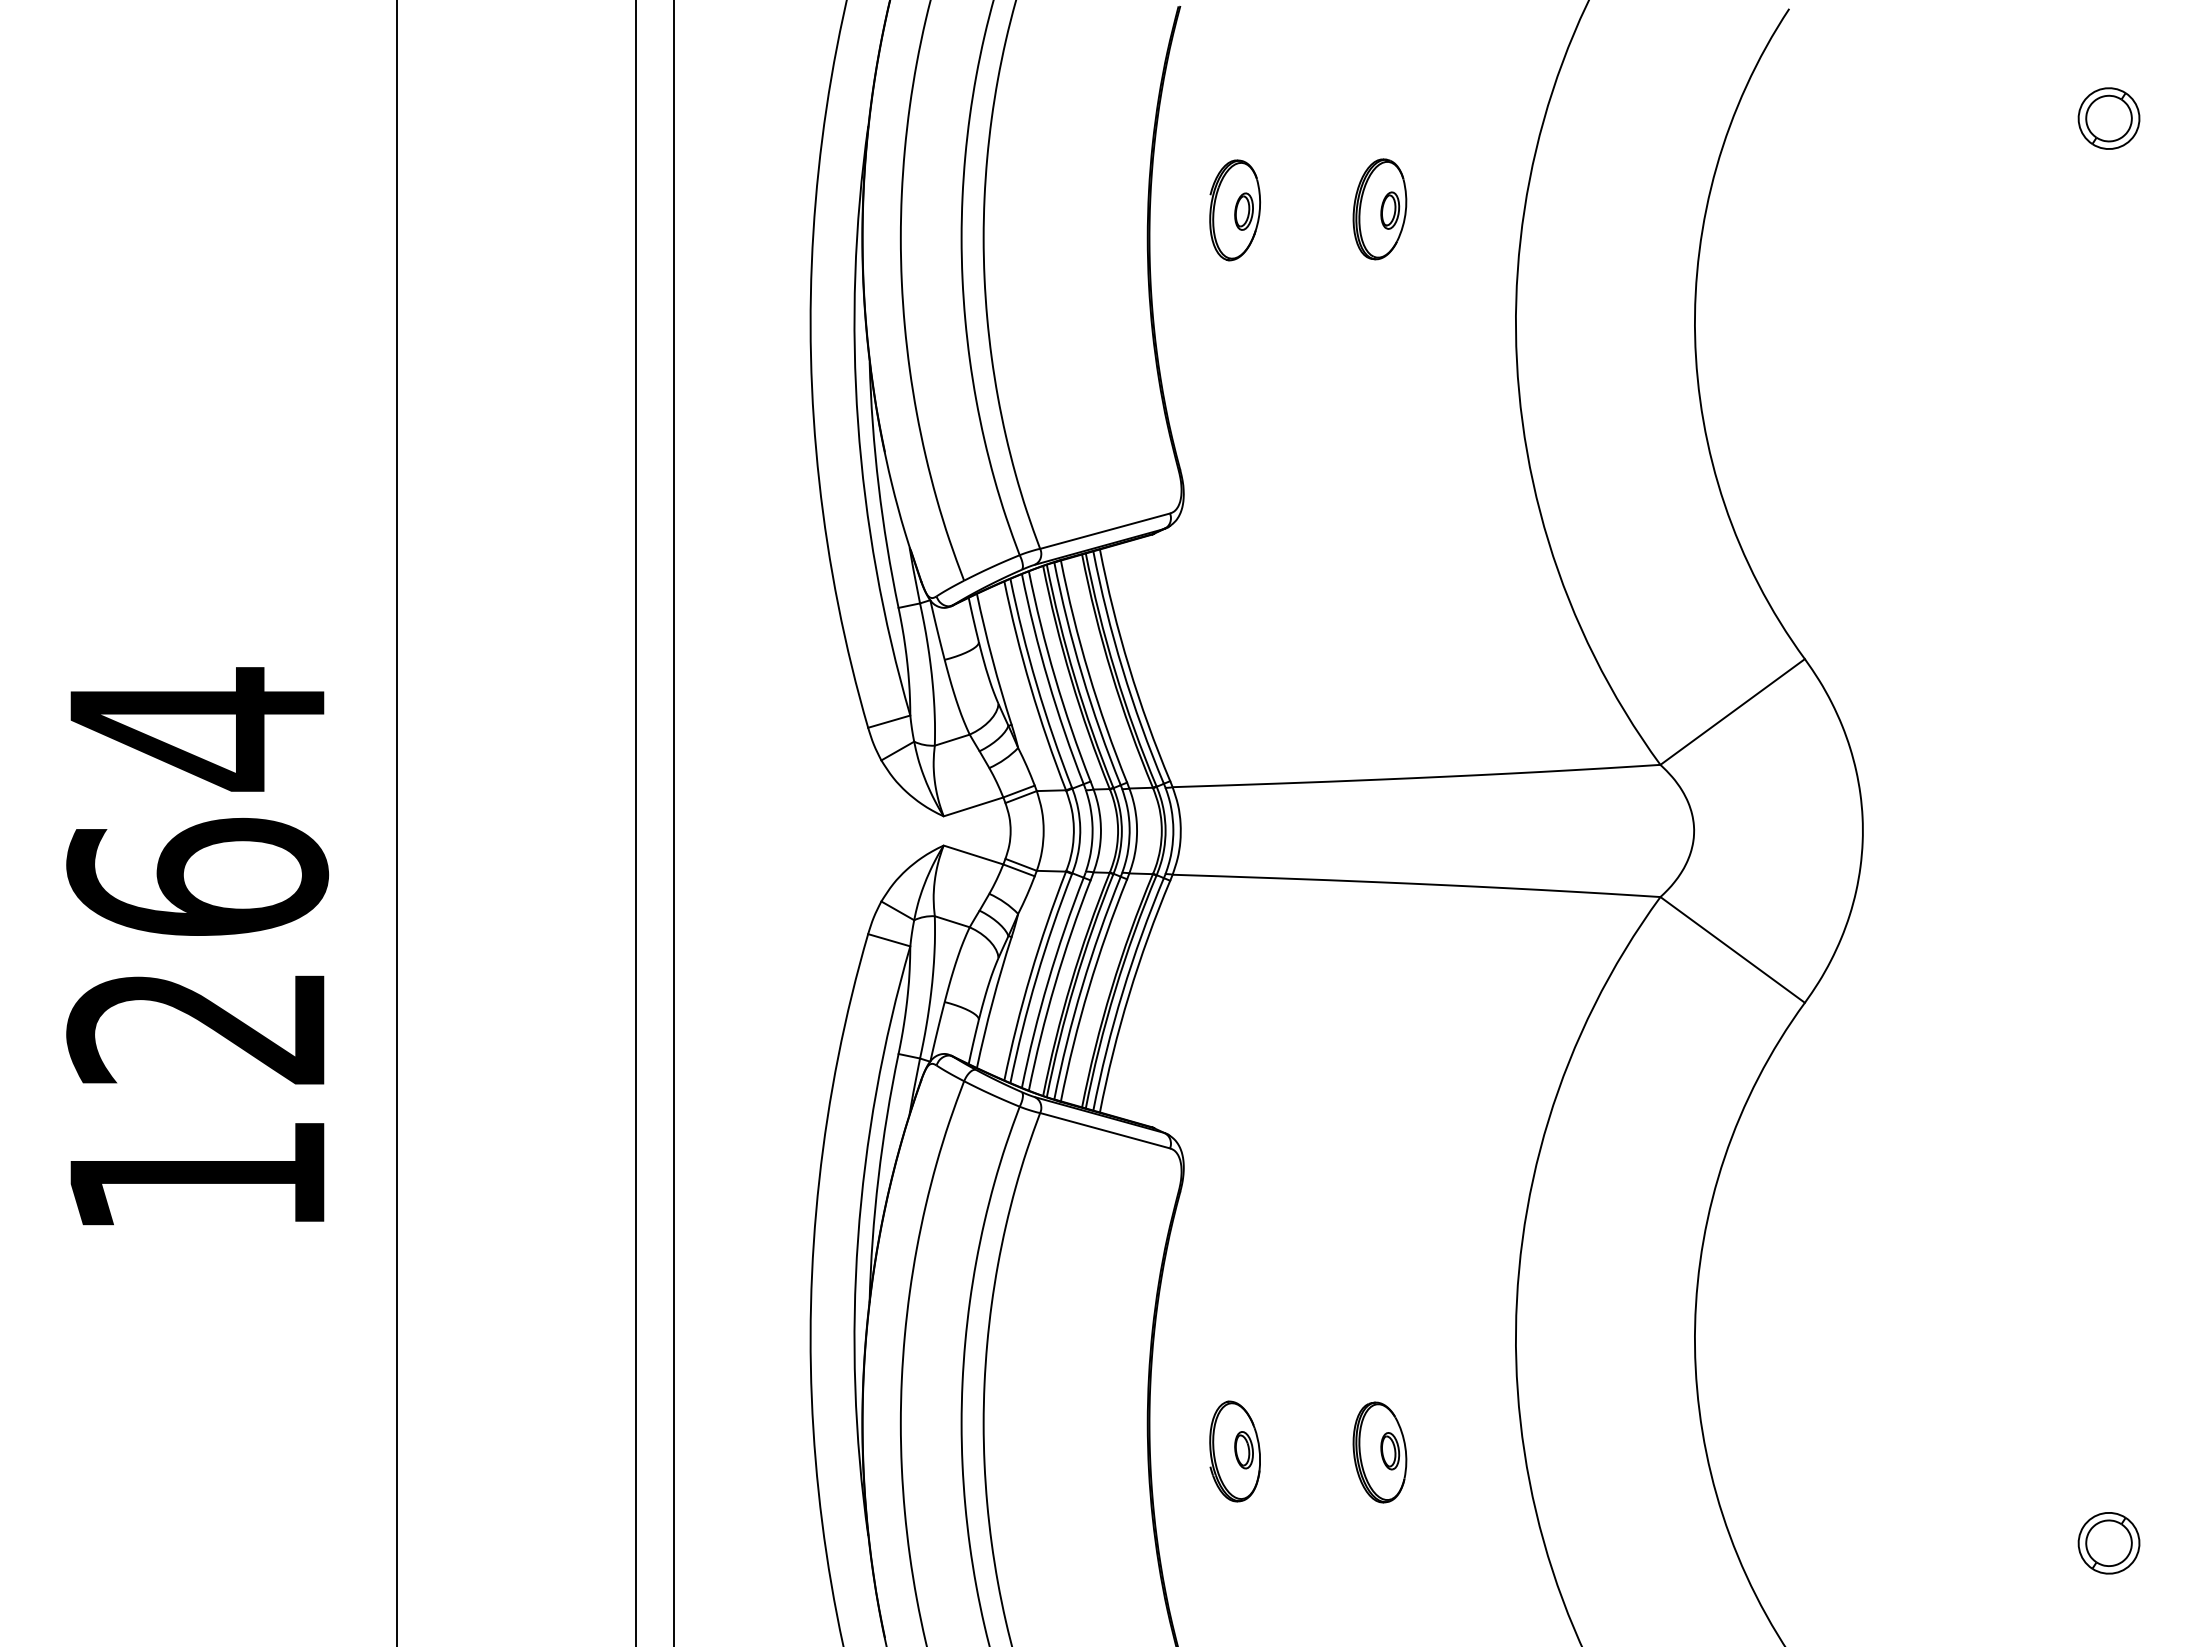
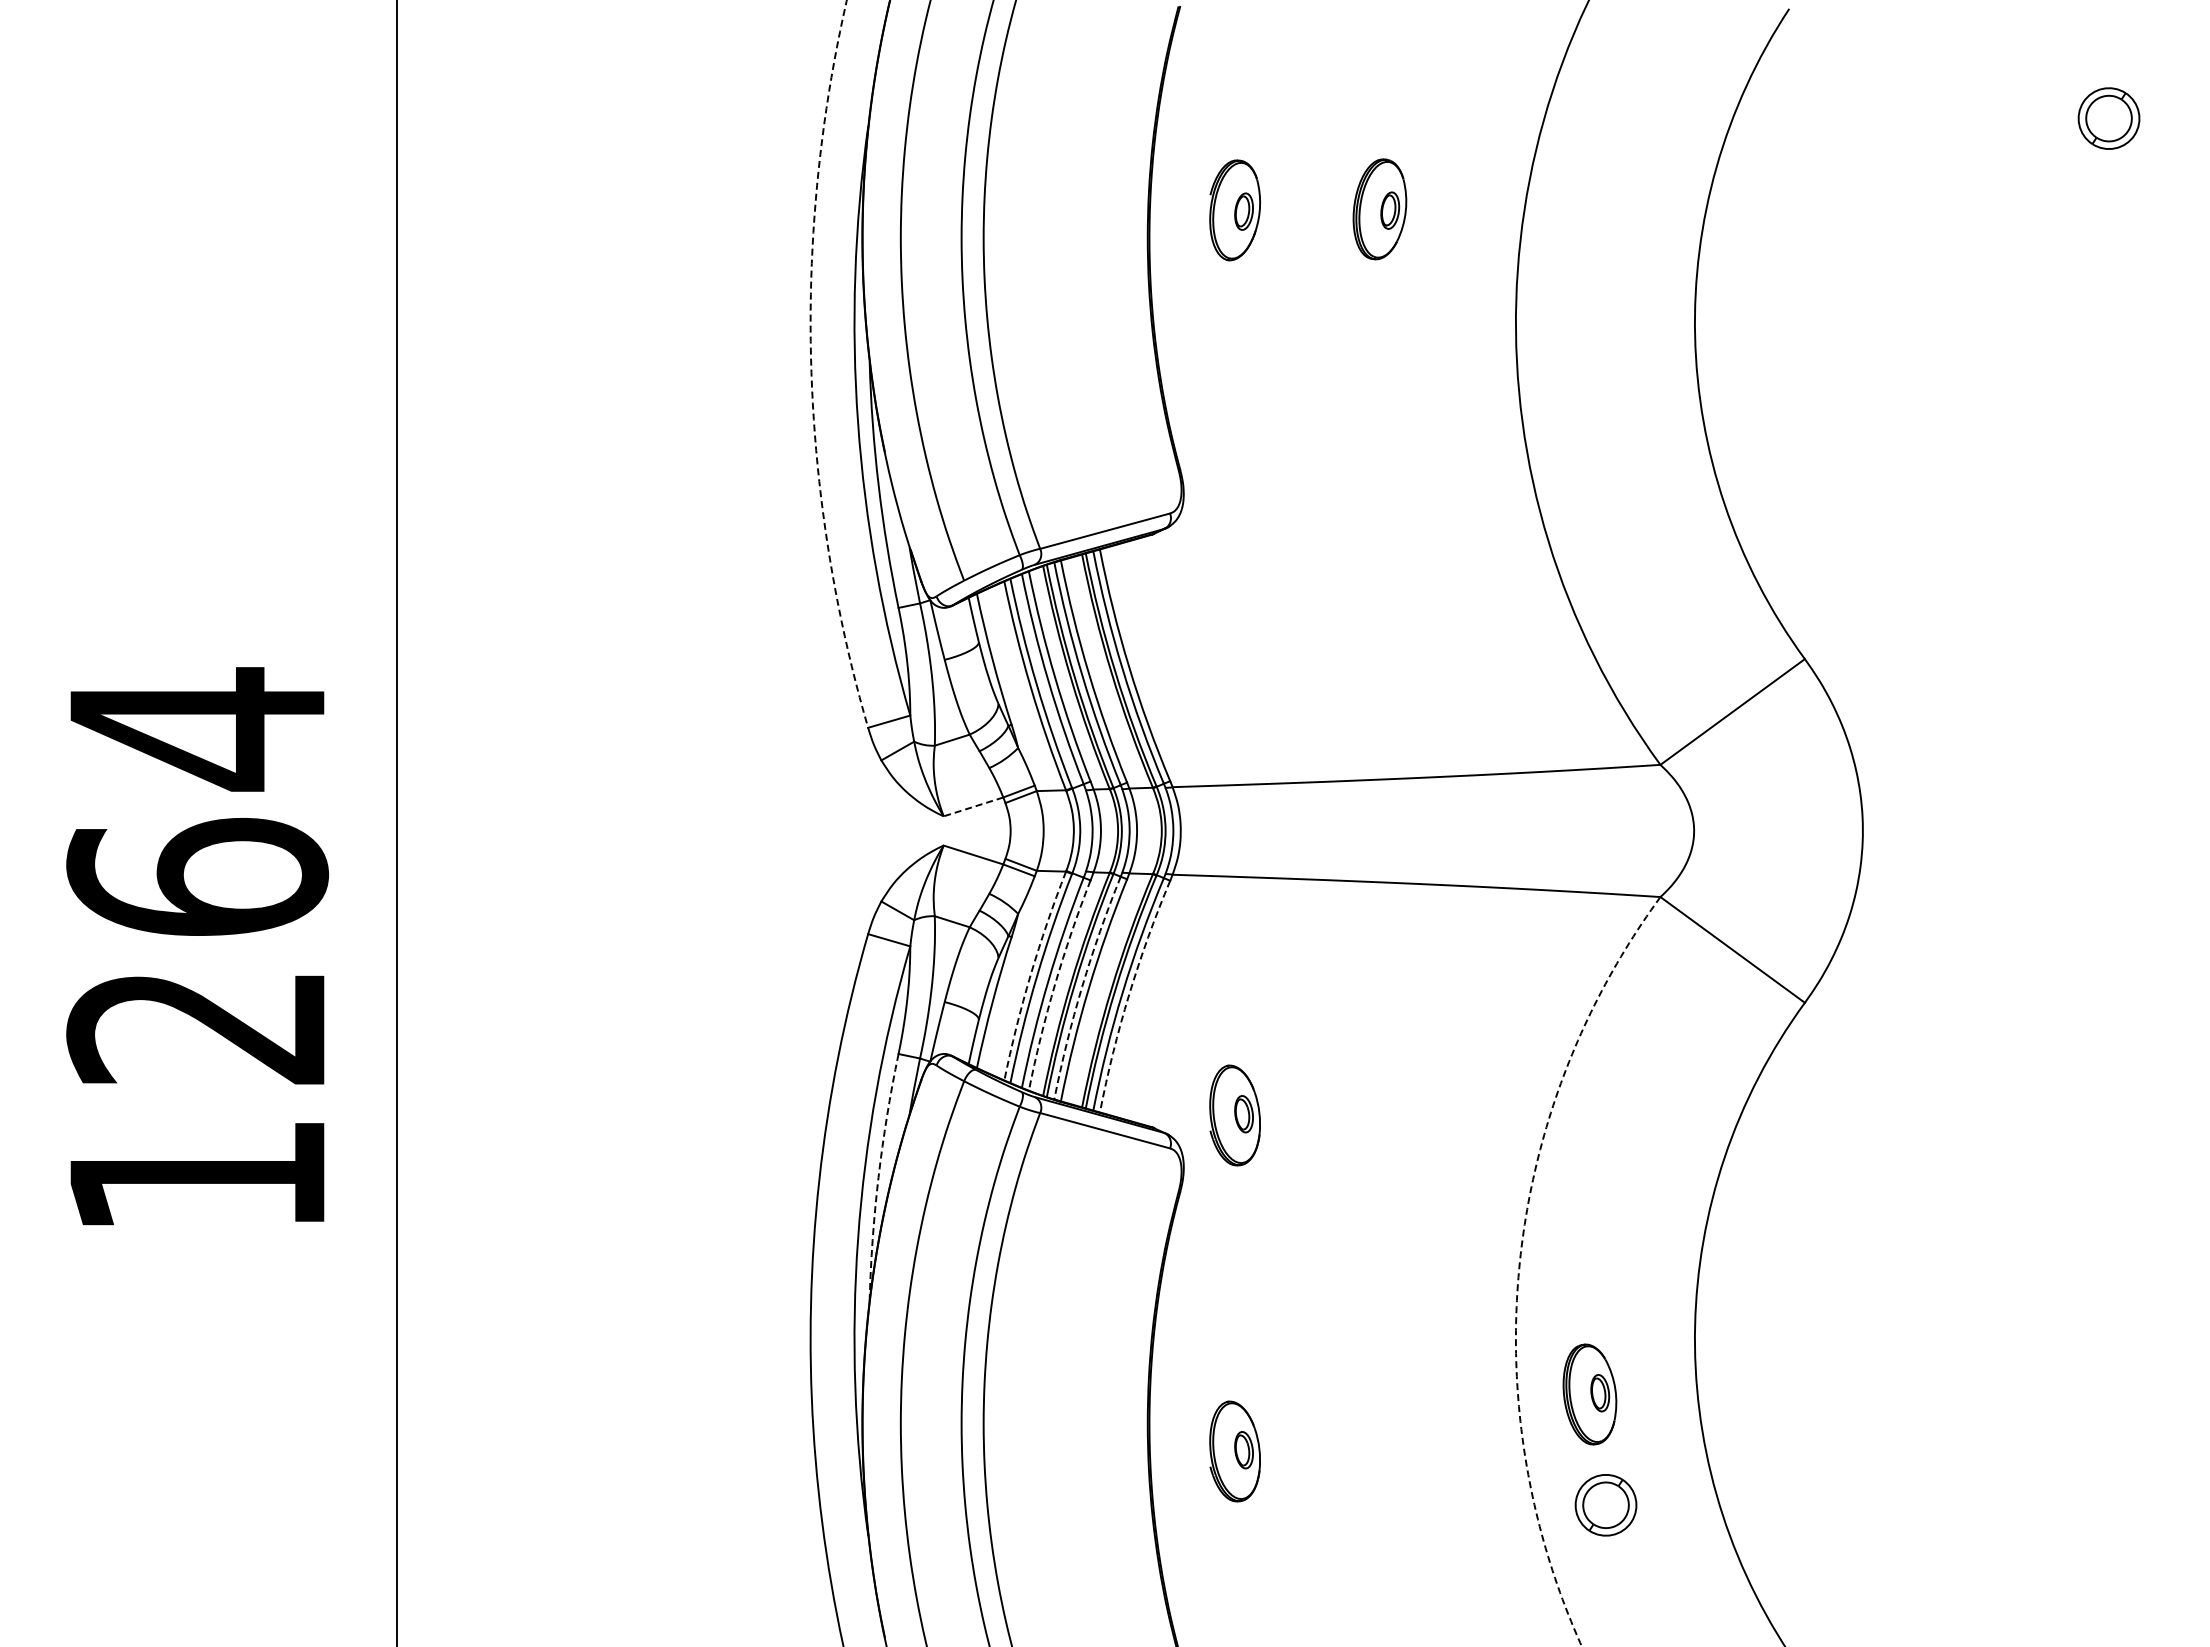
arc: solid -> dashed (811, 363)
line: solid -> dashed (973, 807)
line: present -> none (635, 822)
line: present -> none (673, 822)
arc: solid -> dashed (1030, 974)
arc: solid -> dashed (1055, 984)
arc: solid -> dashed (1082, 986)
arc: solid -> dashed (1129, 994)
part: none -> present (1234, 1115)
arc: solid -> dashed (878, 1177)
arc: solid -> dashed (1520, 1262)
part position: (1379, 1452) -> (1589, 1394) (1589, 1394)
part position: (2108, 1543) -> (1605, 1505) (1605, 1505)
